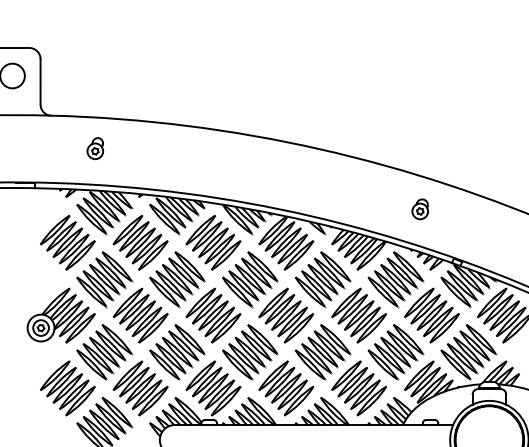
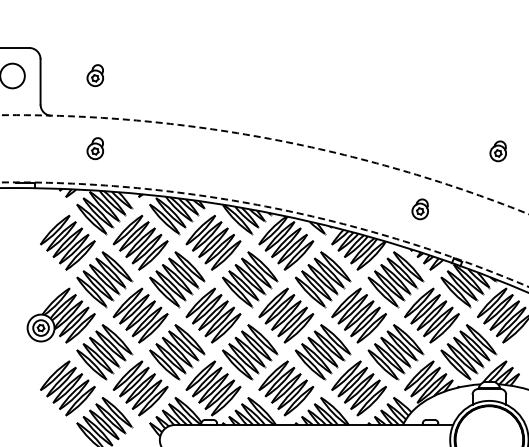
part: none -> present (94, 75)
arc: solid -> dashed (270, 139)
part: none -> present (497, 151)
arc: solid -> dashed (268, 207)
